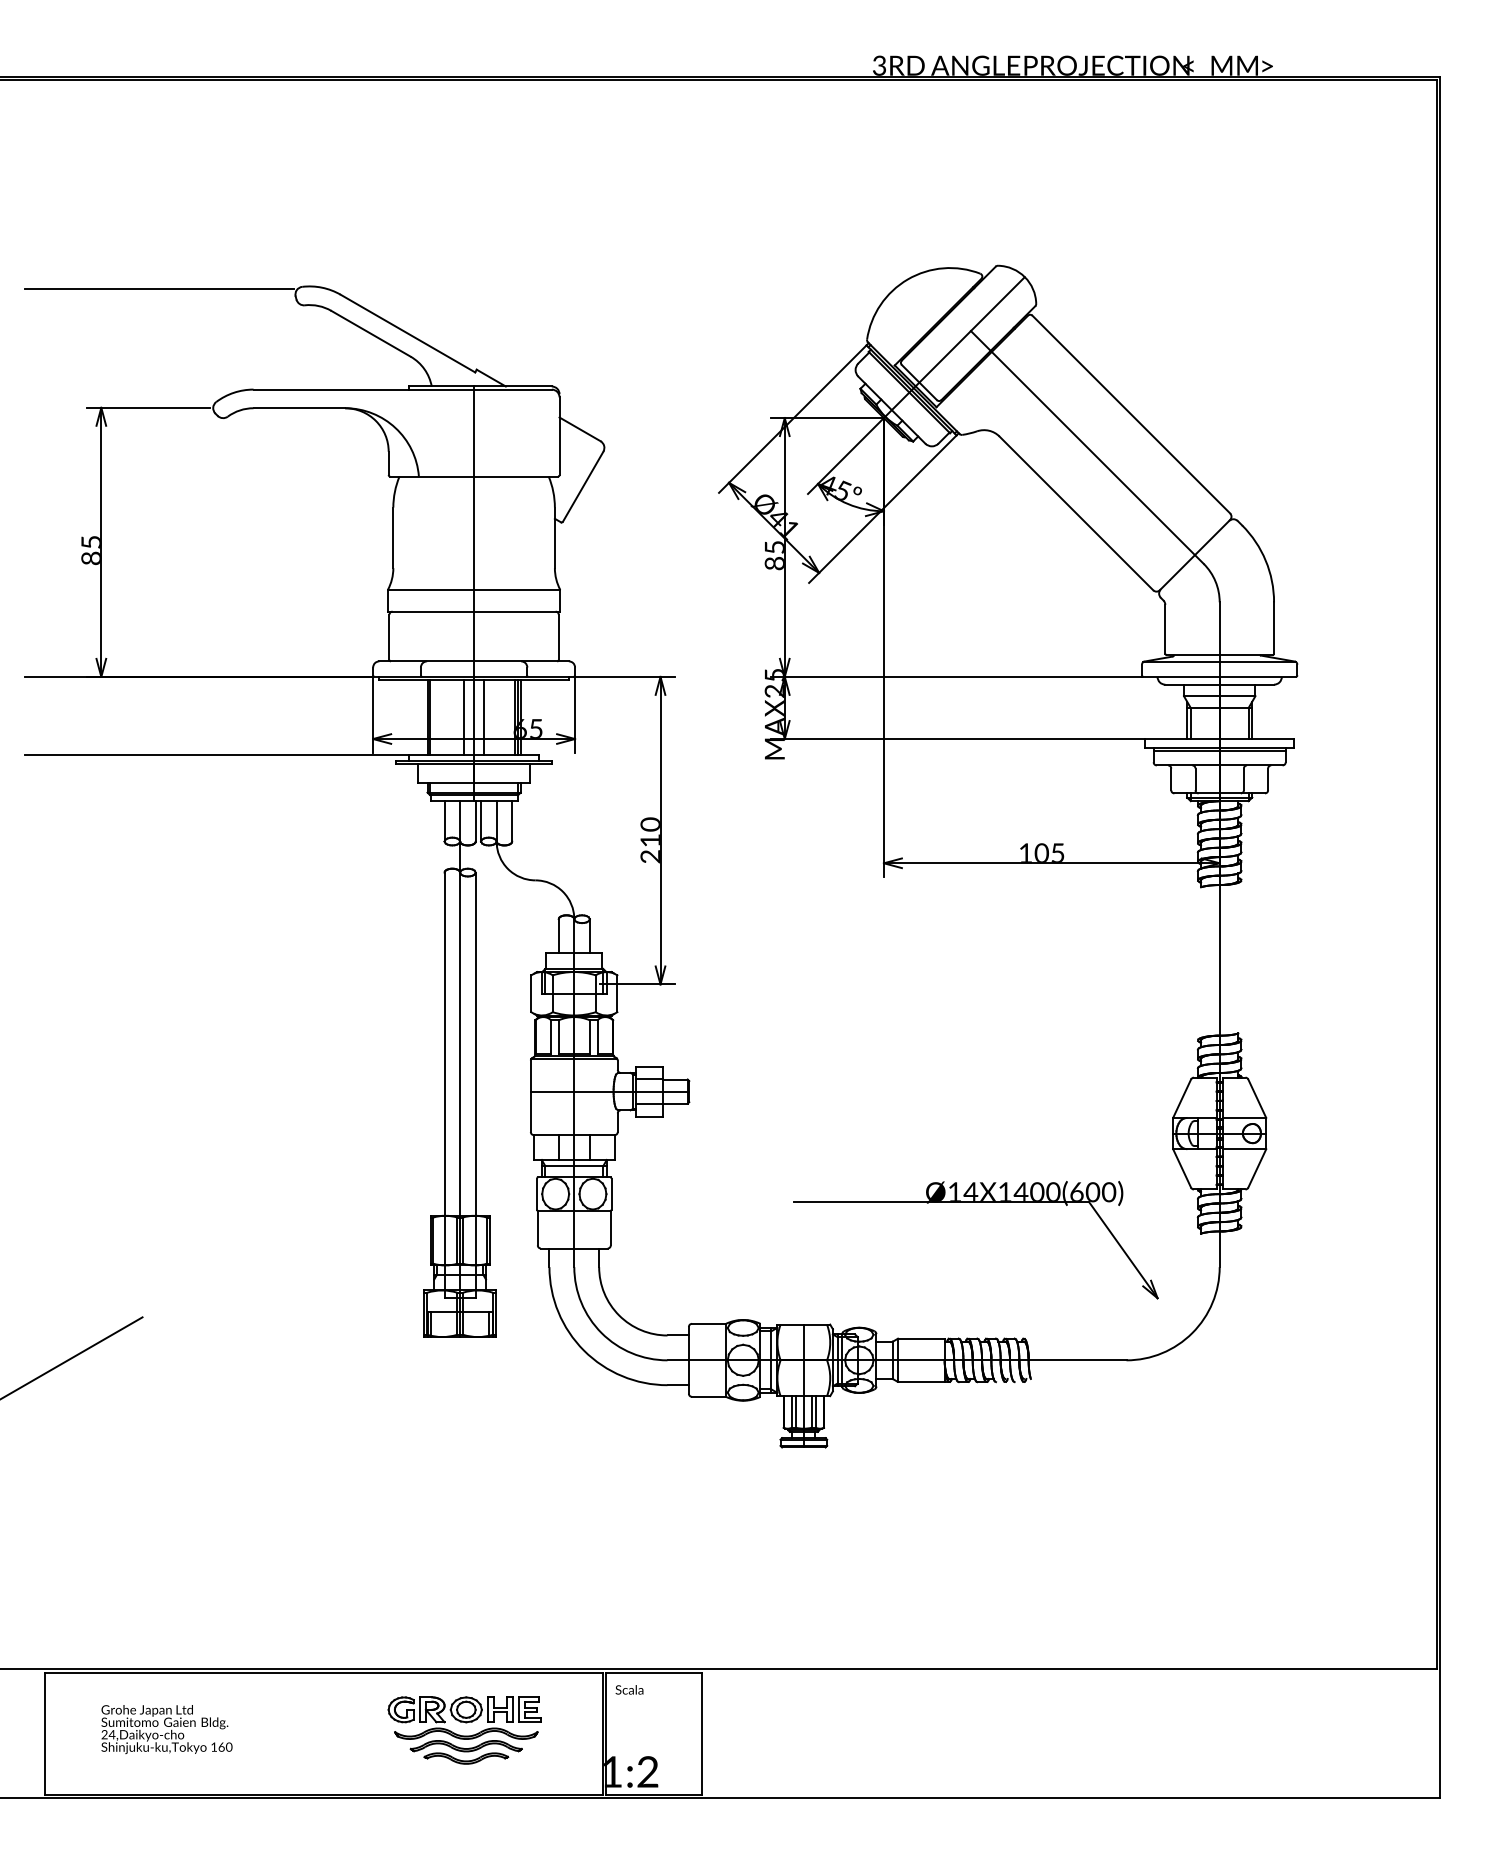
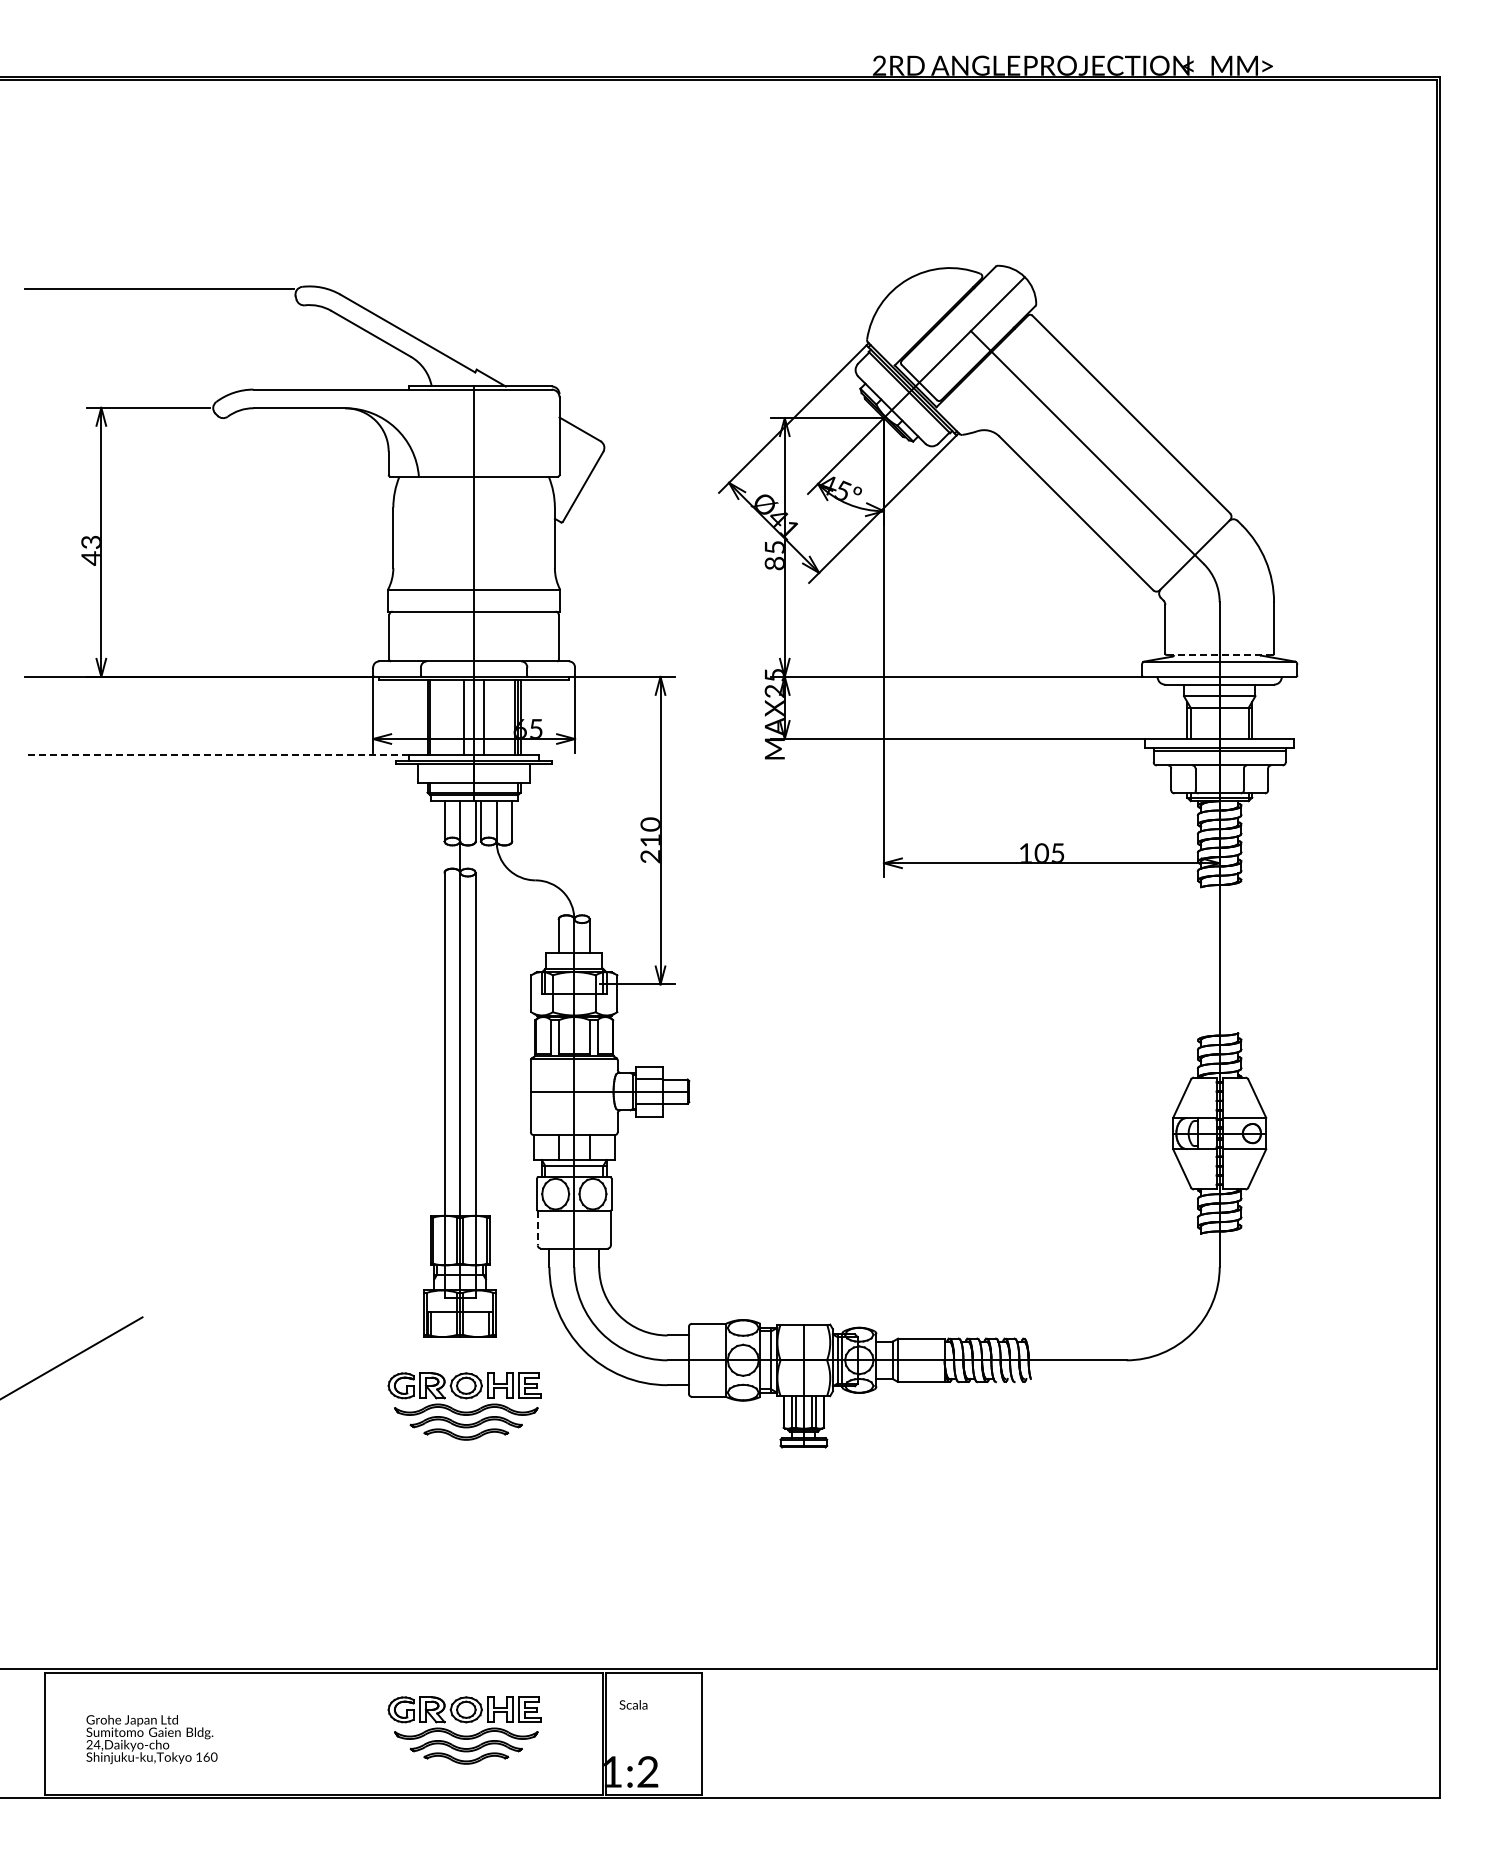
text: 3RD -> 2RD (879, 67)
text: 85 -> 43 (90, 550)
line: solid -> dashed (1219, 655)
line: solid -> dashed (216, 754)
part: present -> none (975, 1202)
line: solid -> dashed (537, 1228)
part: none -> present (464, 1406)
text position: (629, 1689) -> (633, 1704) (633, 1704)
text position: (166, 1729) -> (151, 1739) (151, 1739)
